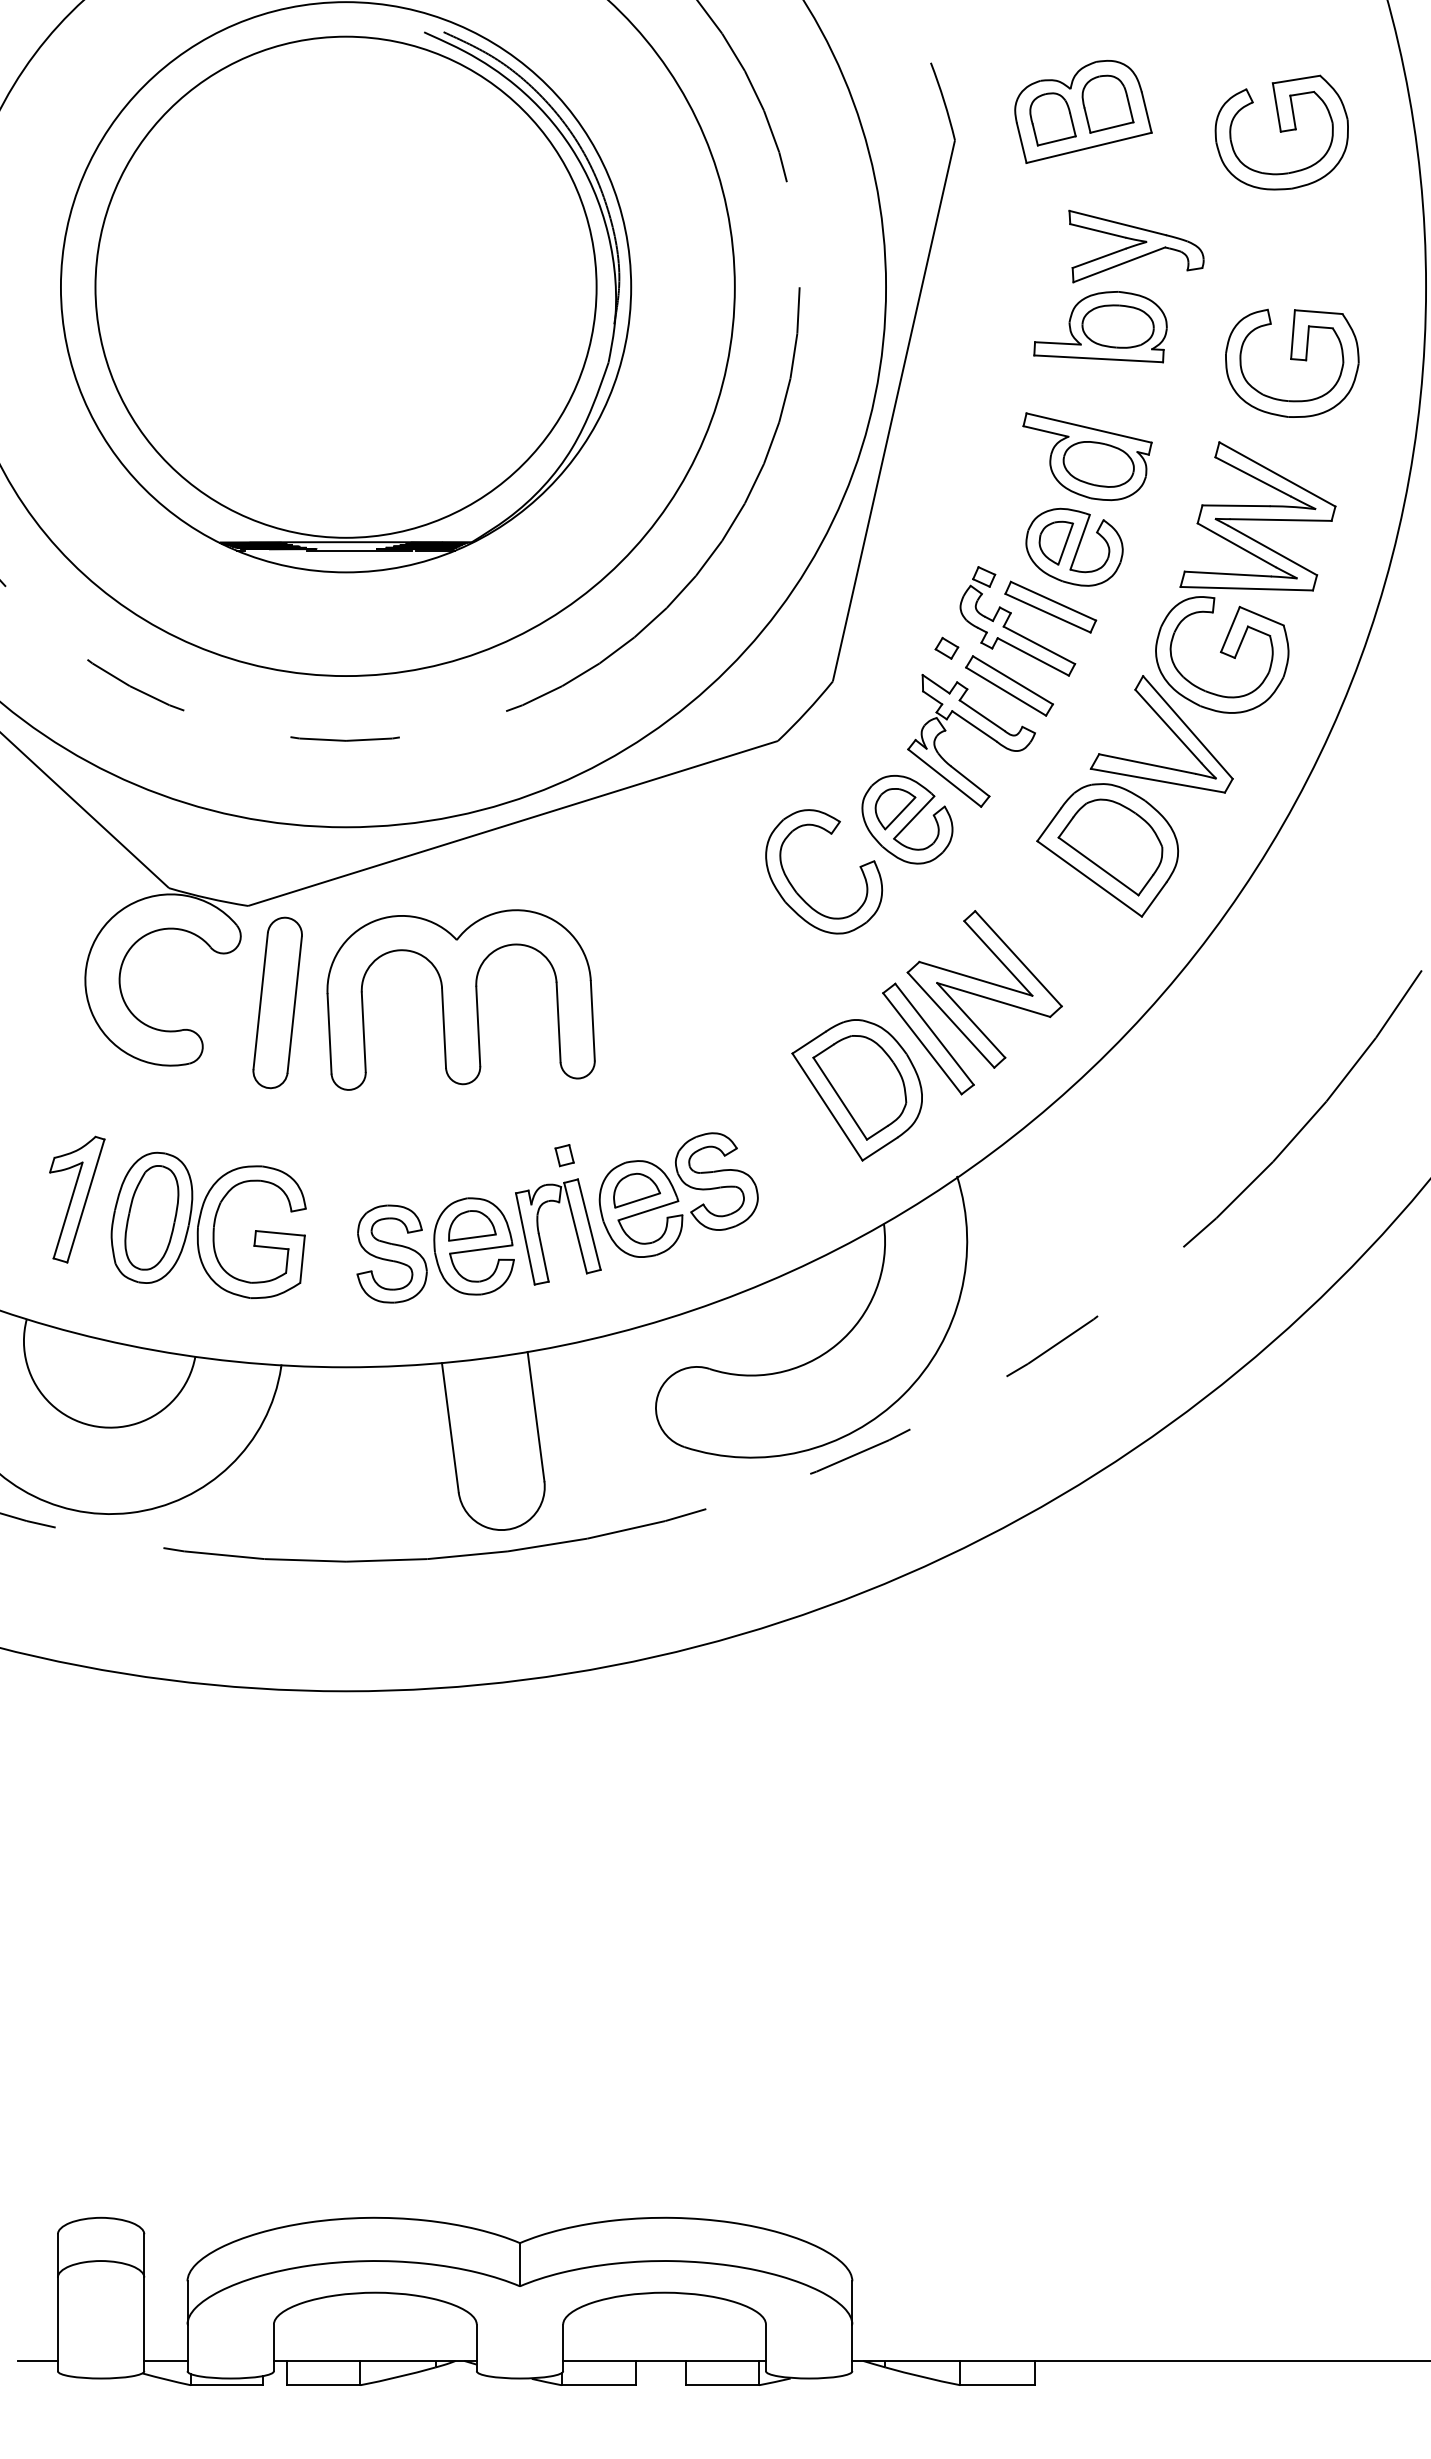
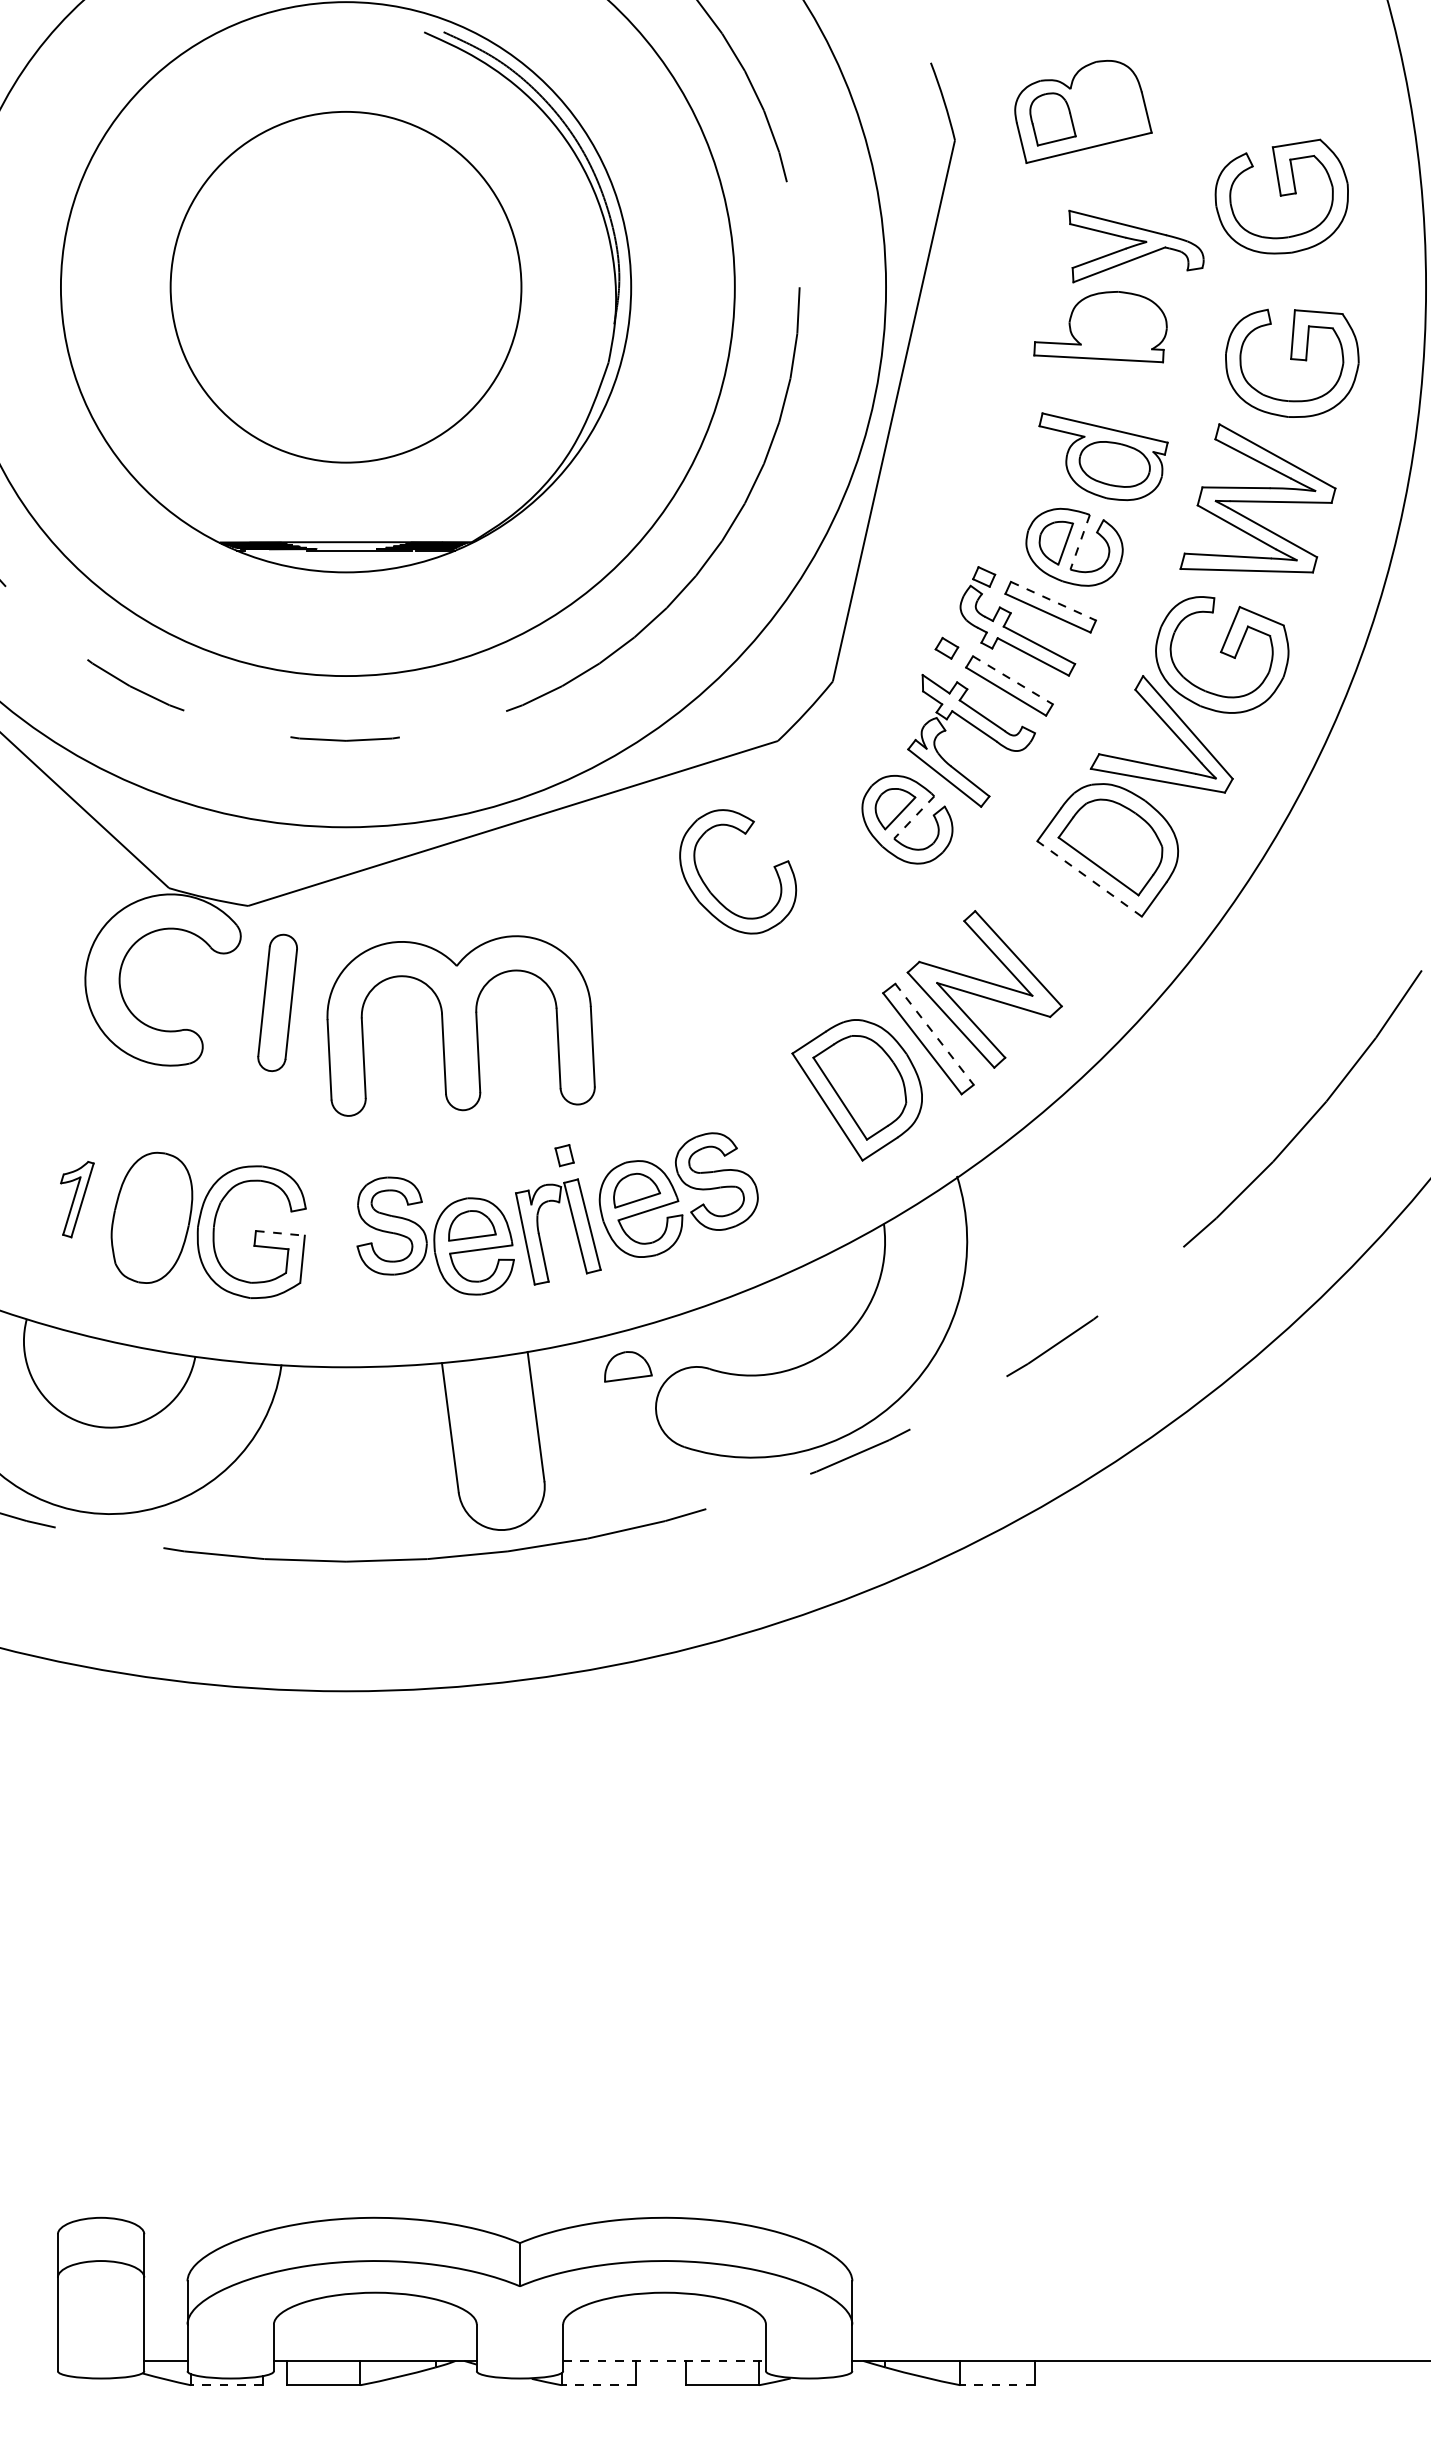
part: present -> none (1107, 103)
part position: (1281, 132) -> (1281, 196) (1281, 196)
circle diameter: 501 px -> 351 px (345, 286)
part: present -> none (1117, 326)
part position: (1087, 456) -> (1103, 456) (1103, 456)
part position: (1257, 516) -> (1257, 498) (1257, 498)
line: solid -> dashed (1080, 542)
line: solid -> dashed (1053, 601)
line: solid -> dashed (1012, 680)
line: solid -> dashed (913, 817)
line: solid -> dashed (1089, 878)
part position: (796, 890) -> (710, 890) (710, 890)
part position: (460, 999) -> (460, 1025) (460, 1025)
part size: 51x174 px -> 41x140 px (277, 1002)
line: solid -> dashed (934, 1034)
part size: 57x129 px -> 35x78 px (77, 1199)
part: present -> none (151, 1217)
line: solid -> dashed (280, 1233)
part position: (391, 1253) -> (391, 1225) (391, 1225)
part: none -> present (628, 1366)
line: present -> none (37, 2360)
line: solid -> dashed (665, 2360)
line: solid -> dashed (226, 2385)
line: solid -> dashed (598, 2385)
line: solid -> dashed (997, 2385)
